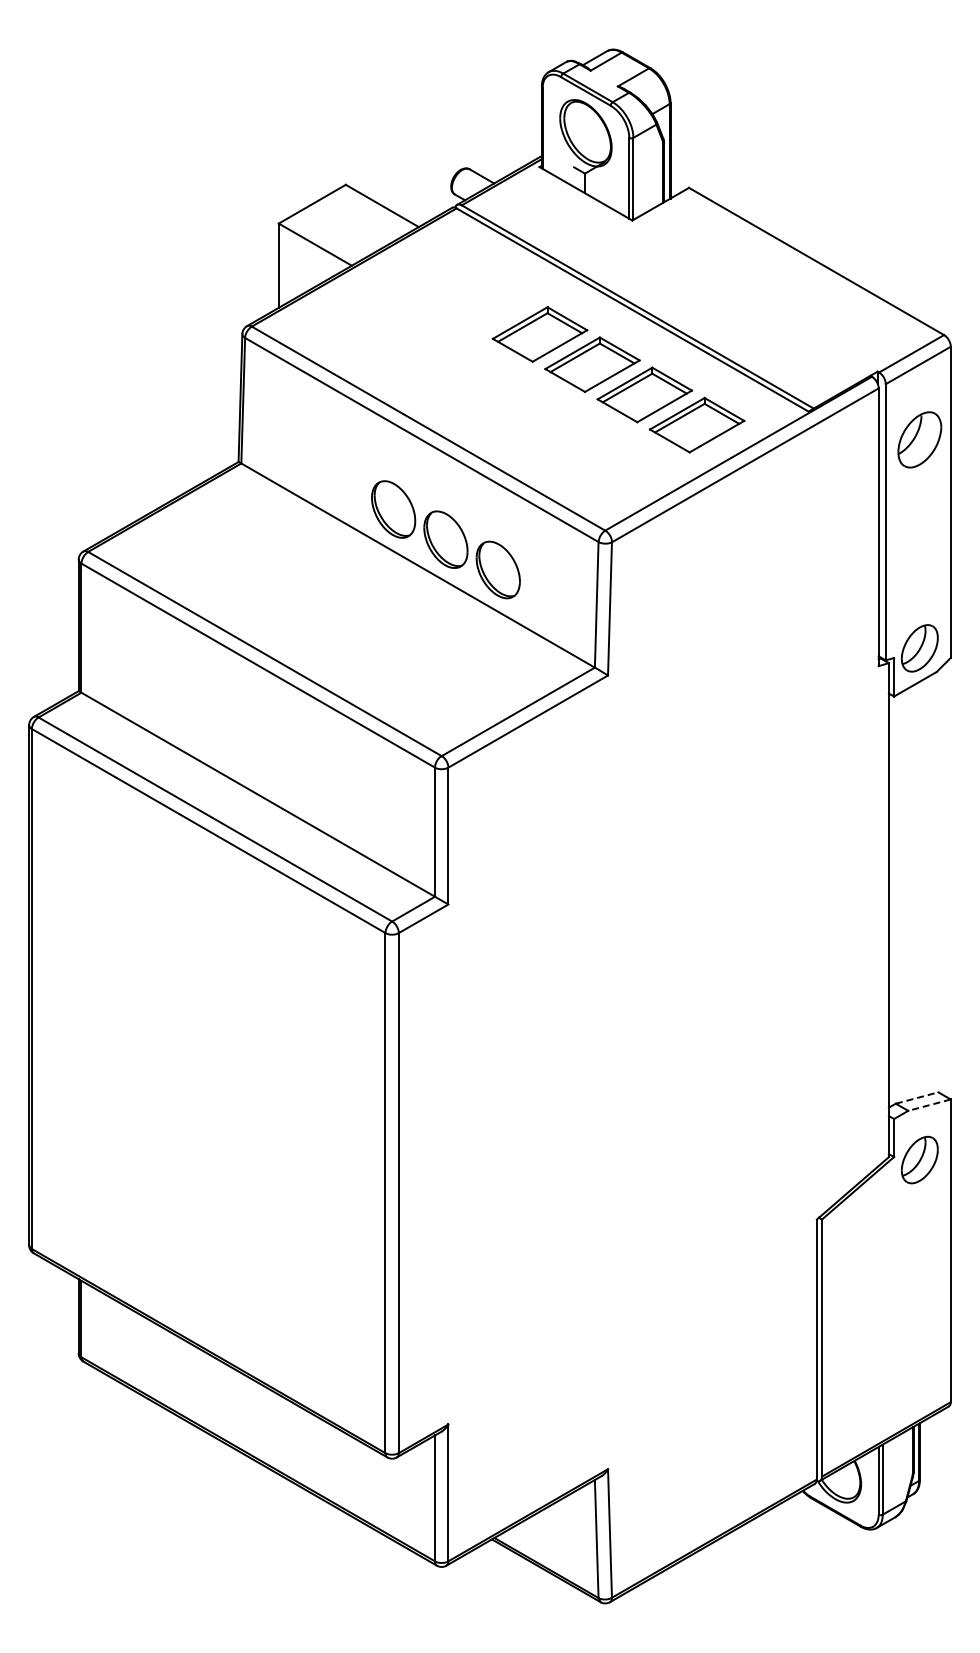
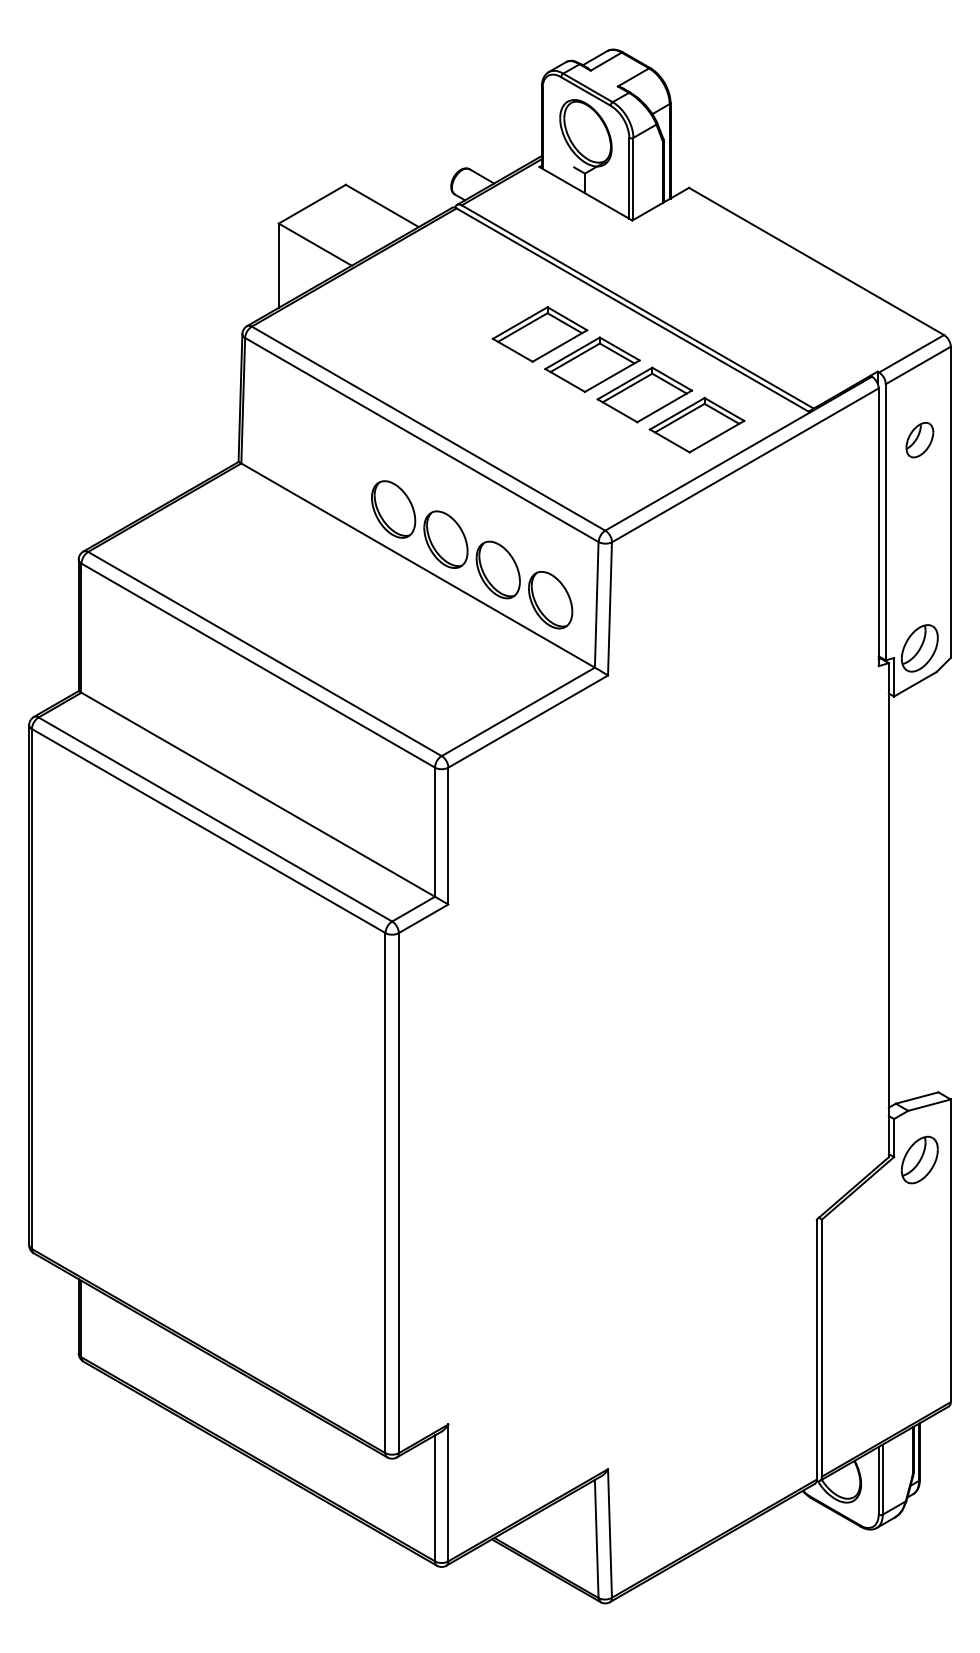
part size: 46x58 px -> 30x37 px (919, 440)
part: none -> present (550, 600)
line: dashed -> solid (917, 1097)
line: dashed -> solid (929, 1105)
